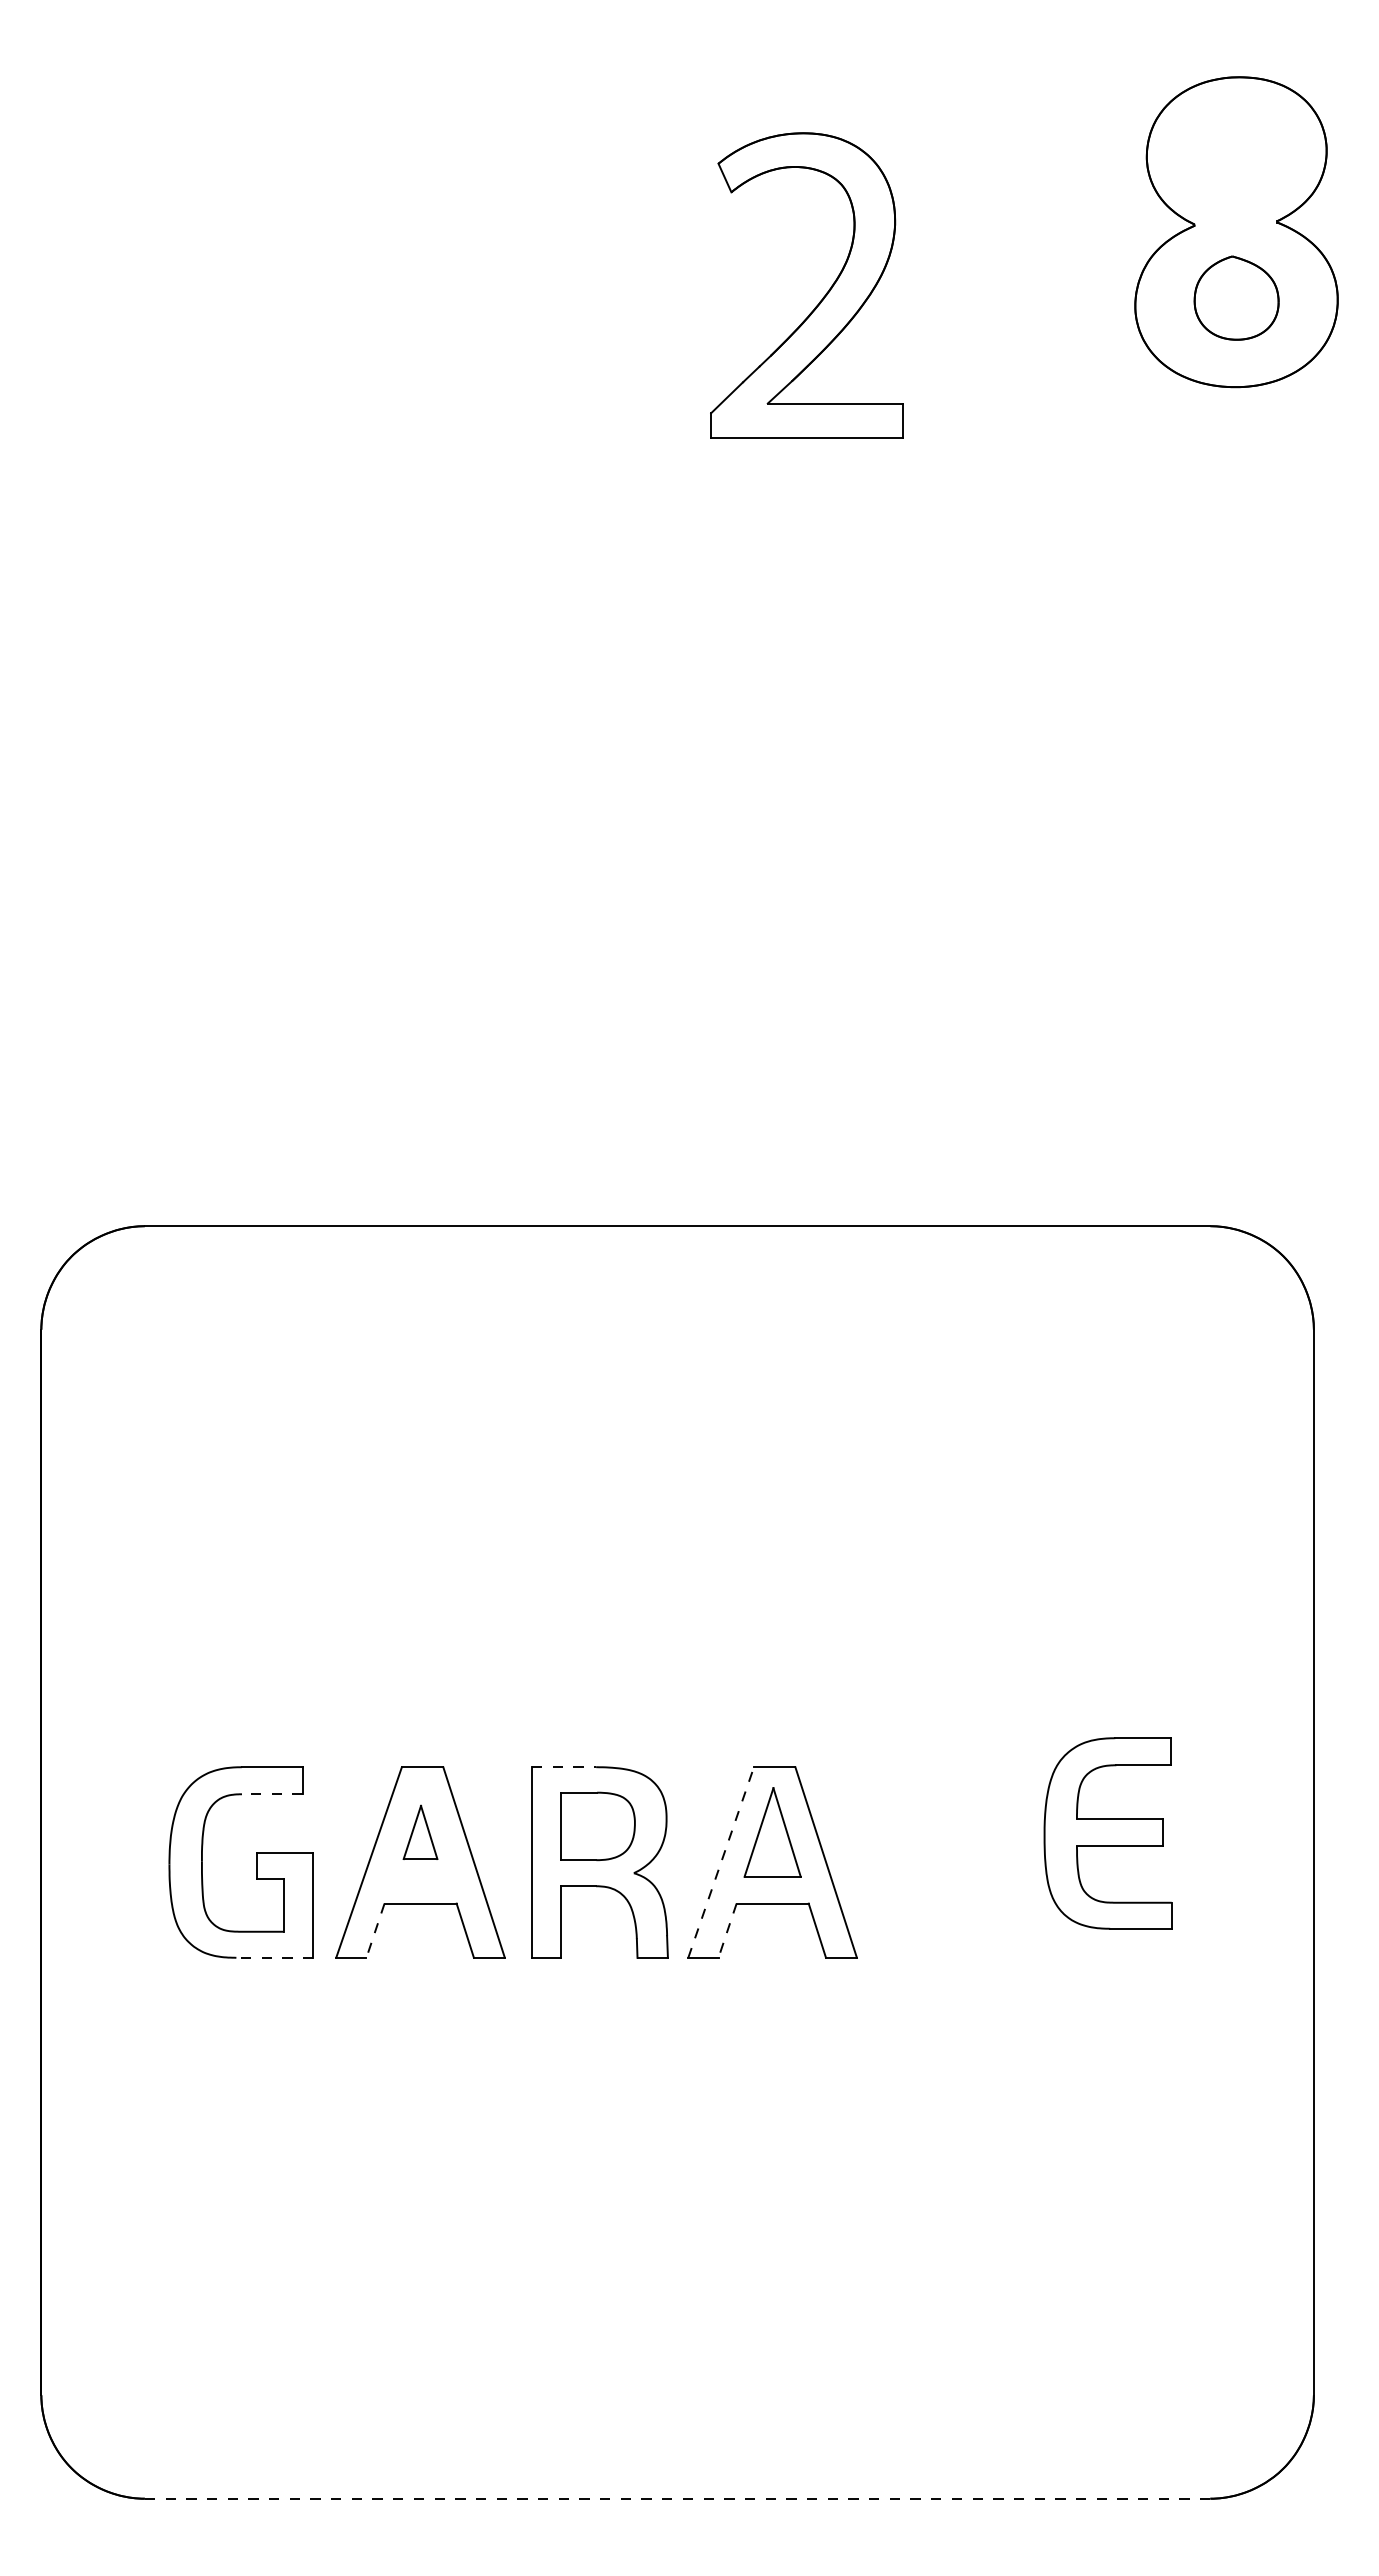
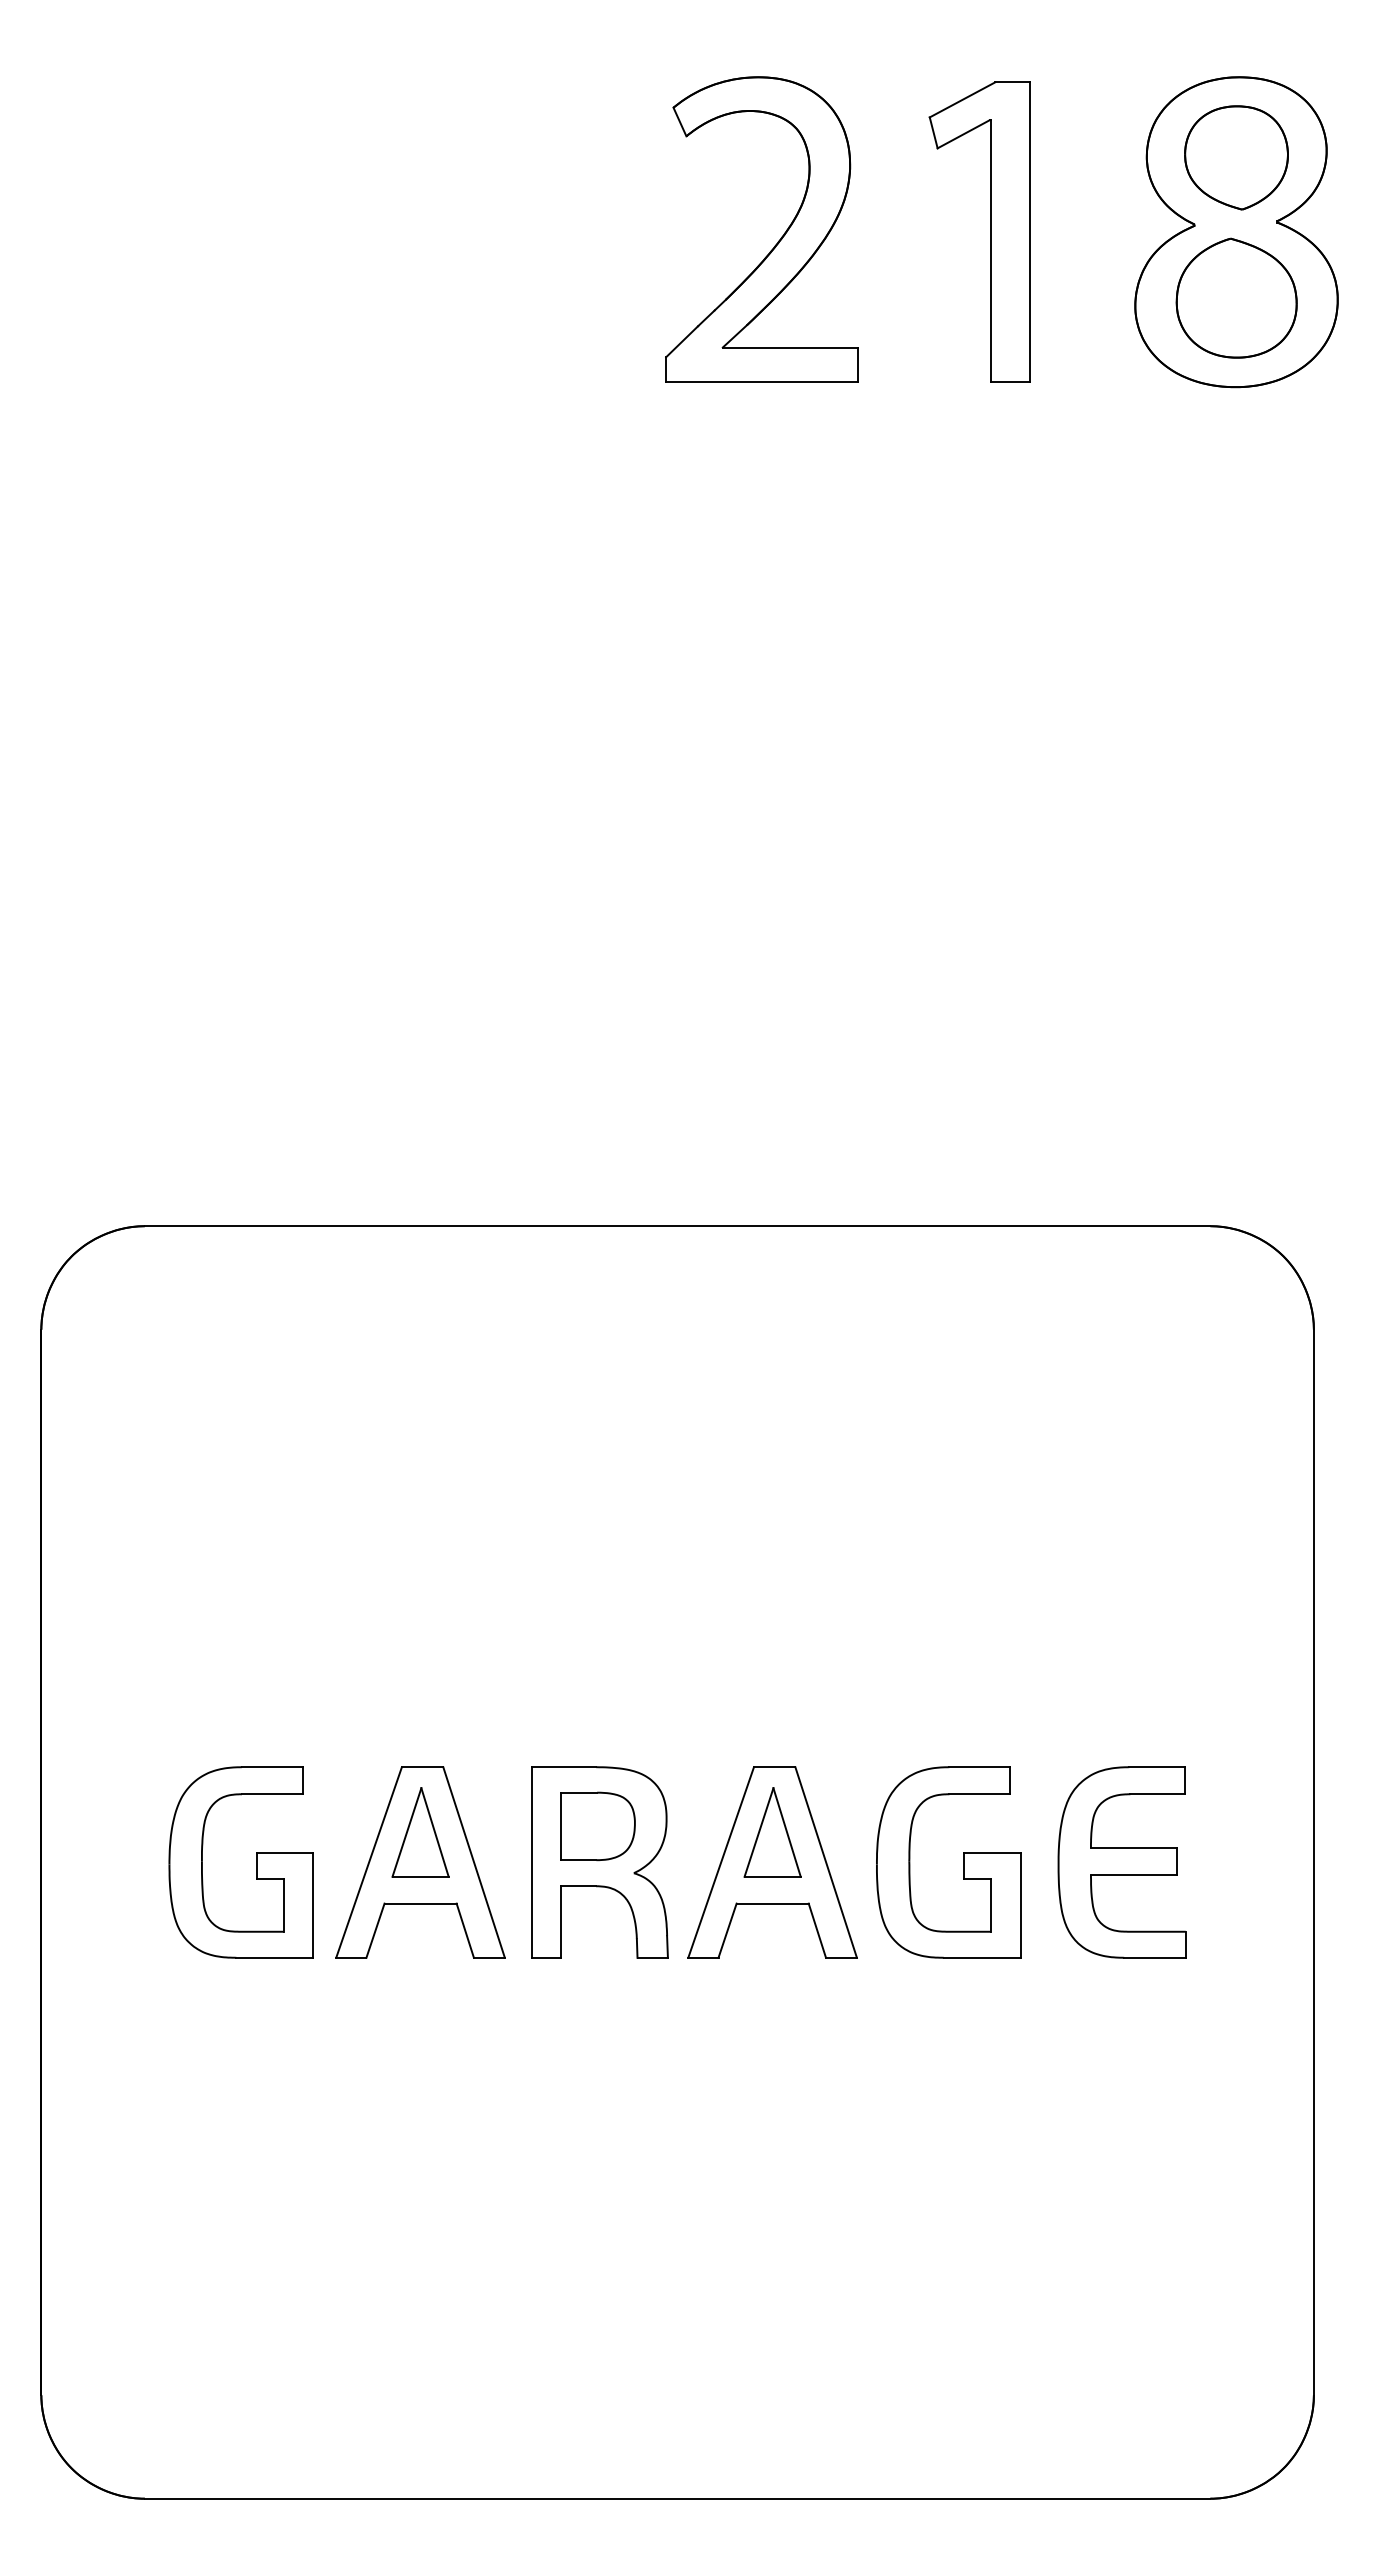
part: none -> present (1236, 157)
part: none -> present (990, 231)
part position: (823, 296) -> (778, 240) (778, 240)
part size: 87x86 px -> 123x122 px (1236, 297)
line: dashed -> solid (564, 1767)
line: dashed -> solid (271, 1794)
part size: 37x56 px -> 59x91 px (420, 1832)
part position: (1107, 1833) -> (1121, 1862) (1121, 1862)
line: dashed -> solid (721, 1862)
part: none -> present (963, 1862)
line: dashed -> solid (375, 1930)
line: dashed -> solid (727, 1930)
line: dashed -> solid (274, 1957)
line: dashed -> solid (677, 2498)
